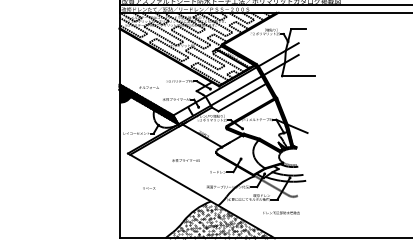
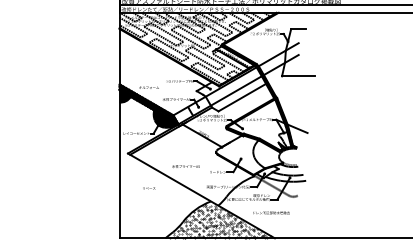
fill: none -> present (165, 118)
text position: (185, 160) -> (185, 166) (185, 166)
text position: (281, 212) -> (271, 212) (271, 212)
